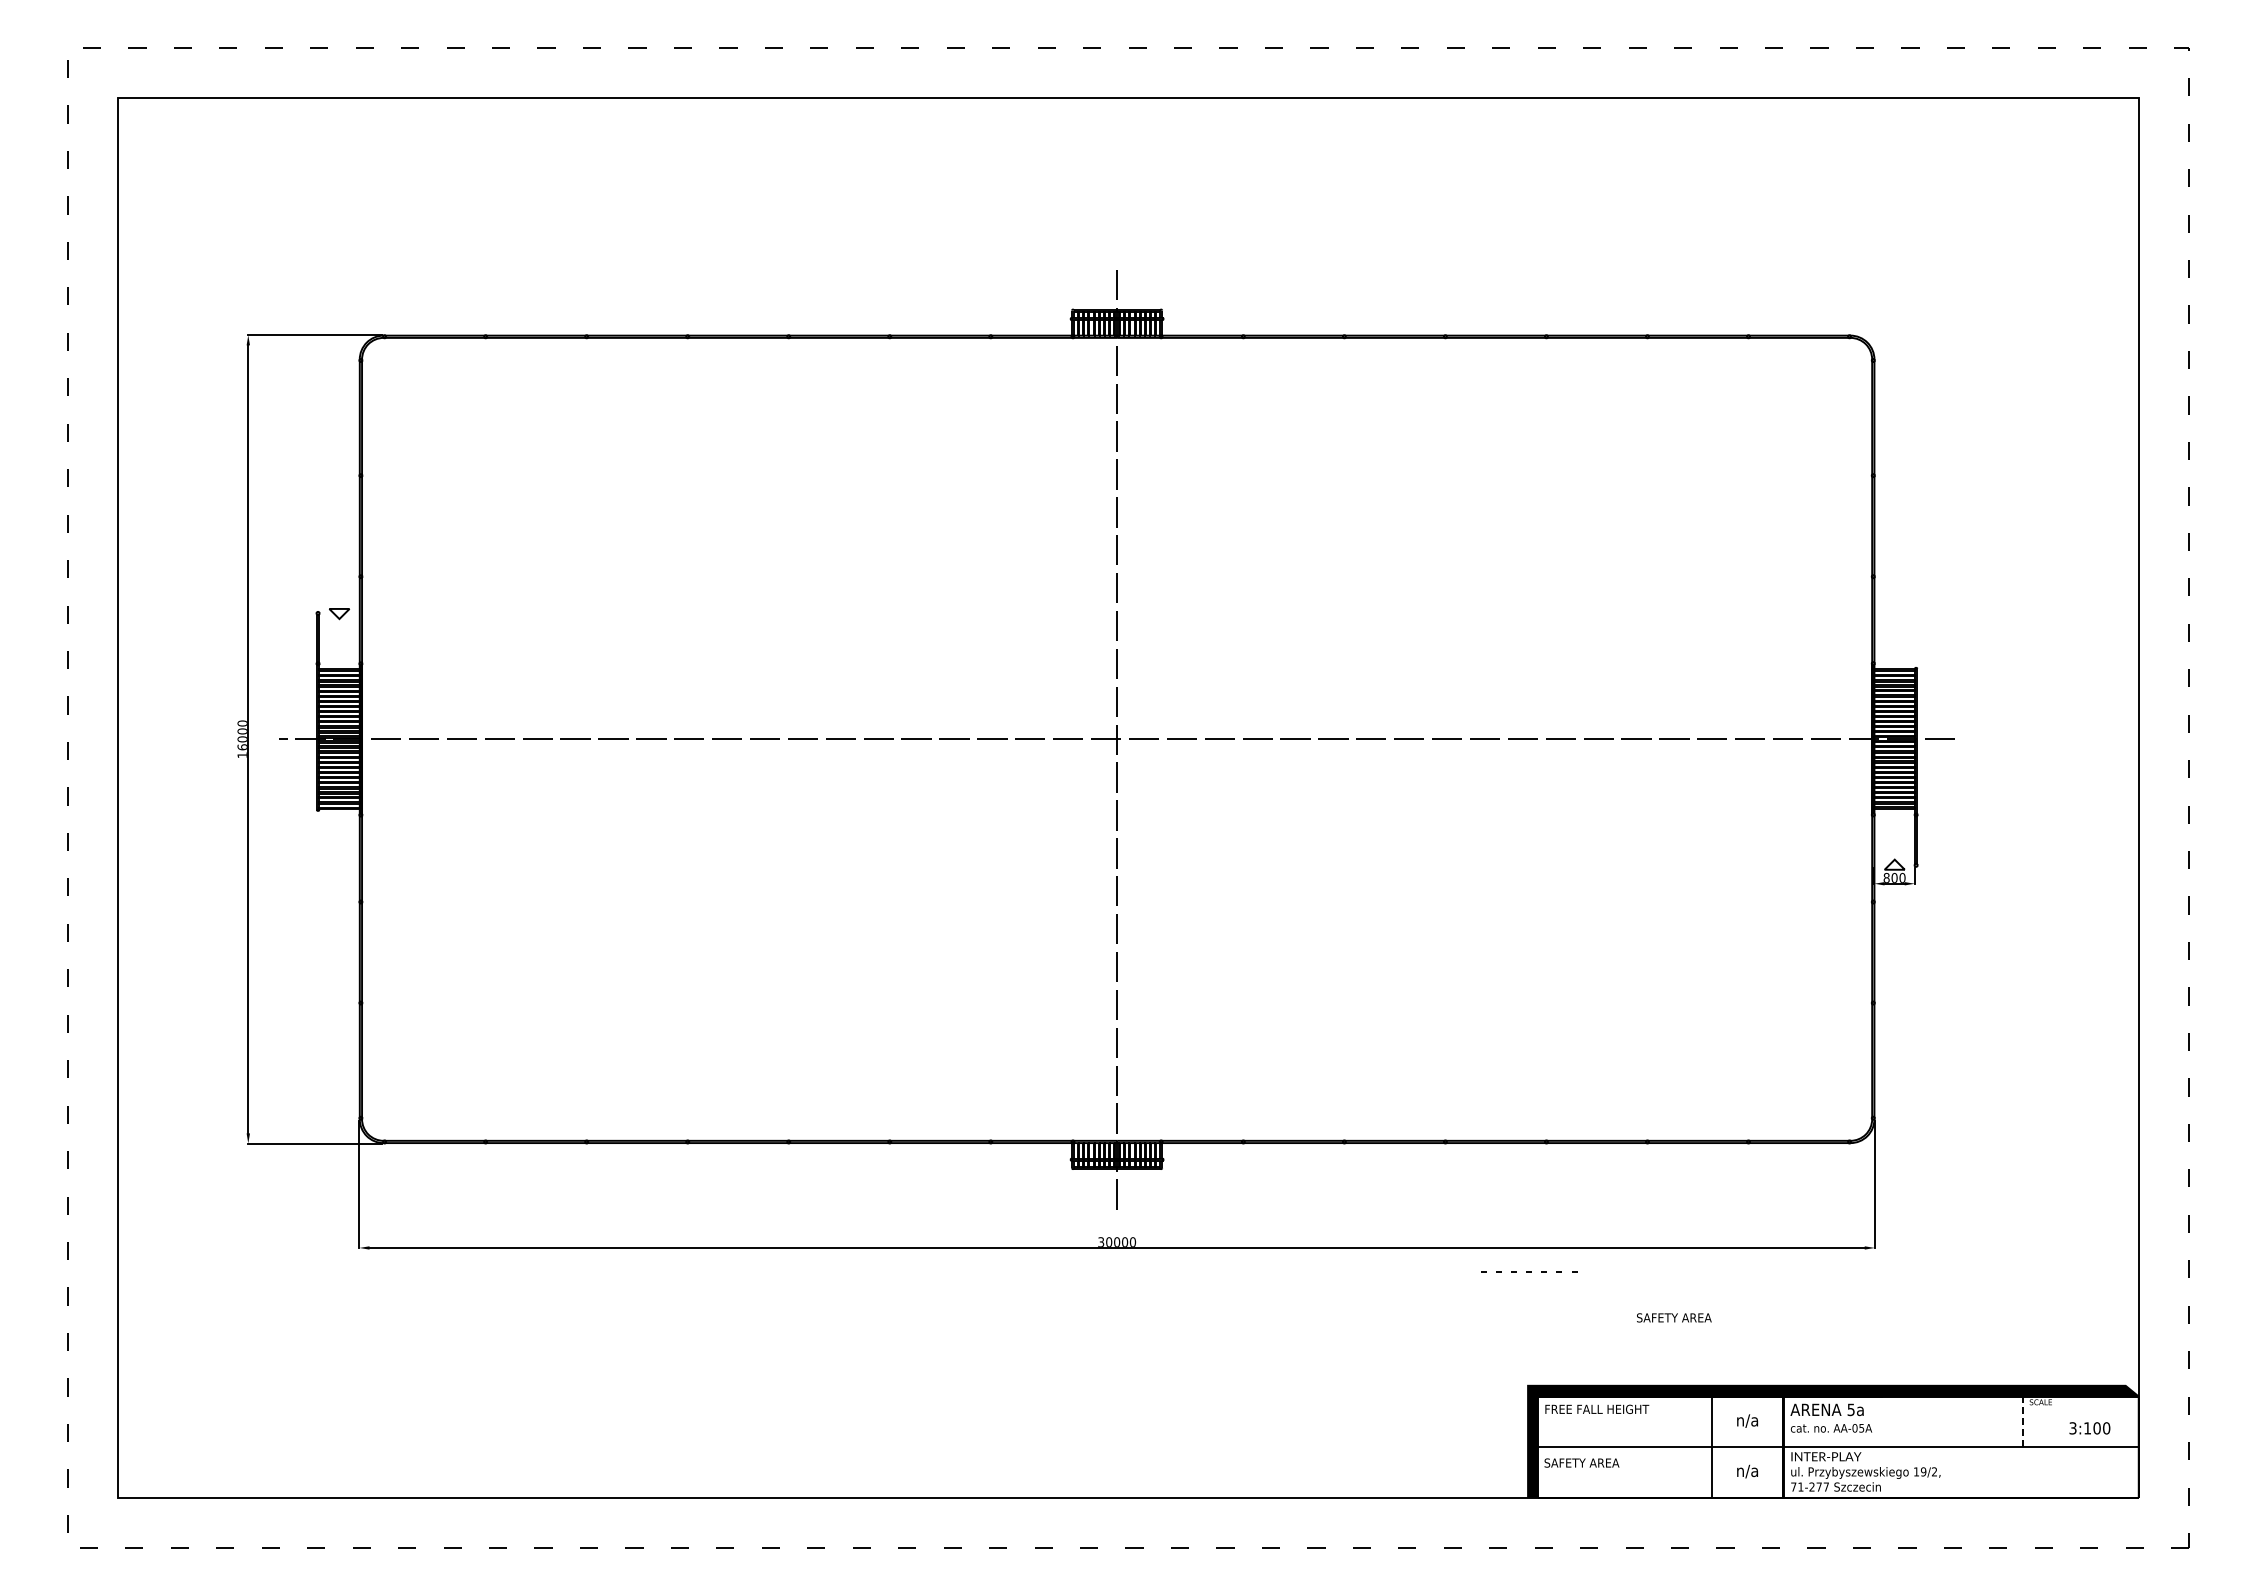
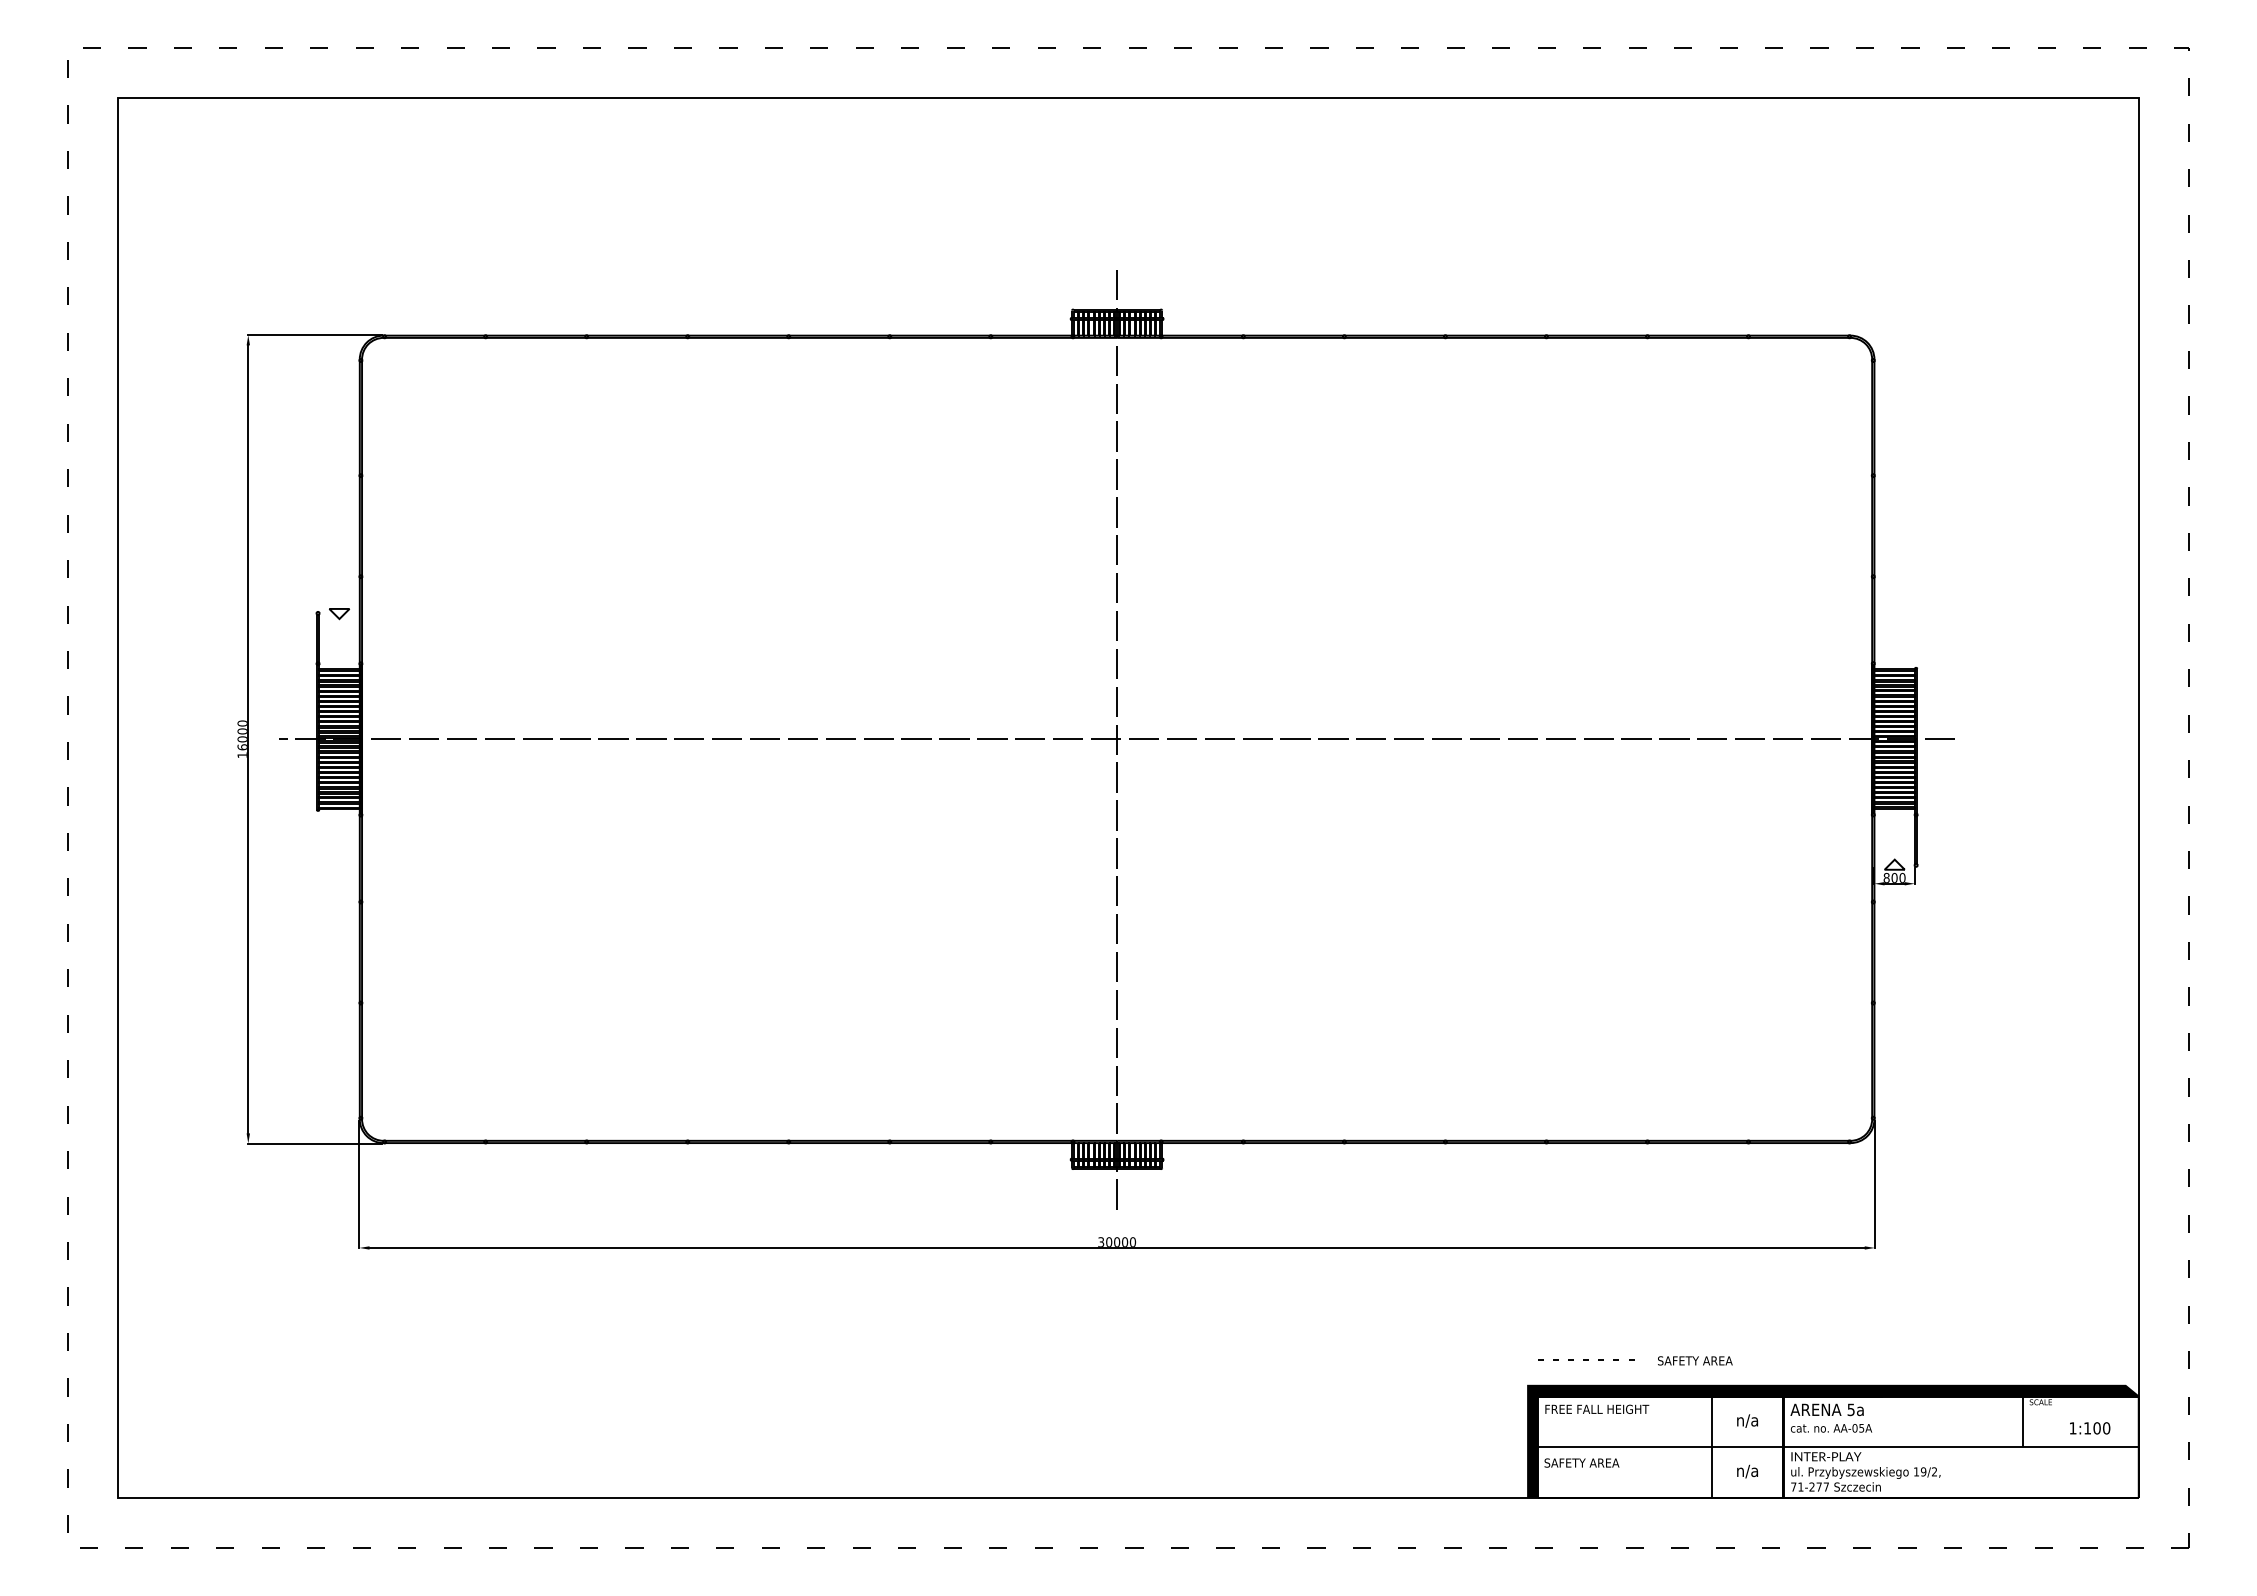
line position: (1529, 1271) -> (1586, 1359) (1586, 1359)
text position: (1674, 1317) -> (1695, 1360) (1695, 1360)
line: dashed -> solid (2023, 1421)
text: 3:100 -> 1:100 (2072, 1428)
